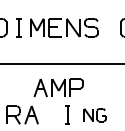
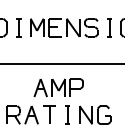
part: none -> present (109, 27)
part: none -> present (49, 114)
part size: 24x15 px -> 33x20 px (95, 114)
